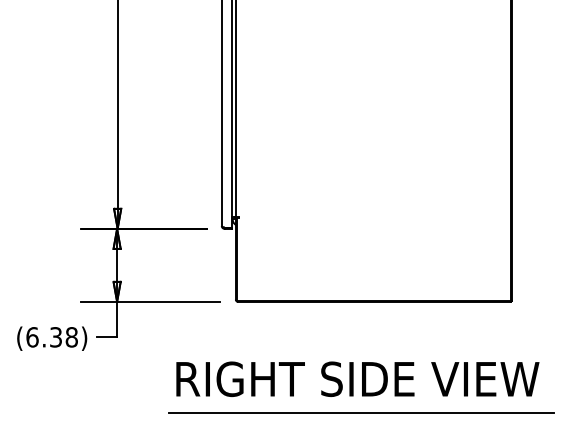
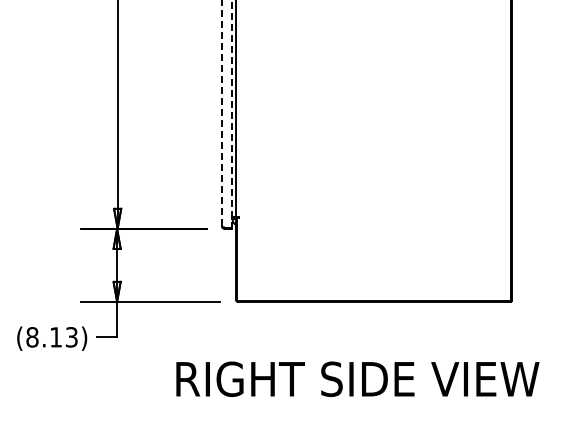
line: solid -> dashed (221, 113)
line: solid -> dashed (231, 114)
text: (6.38) -> (8.13) (51, 337)
line: present -> none (360, 413)
